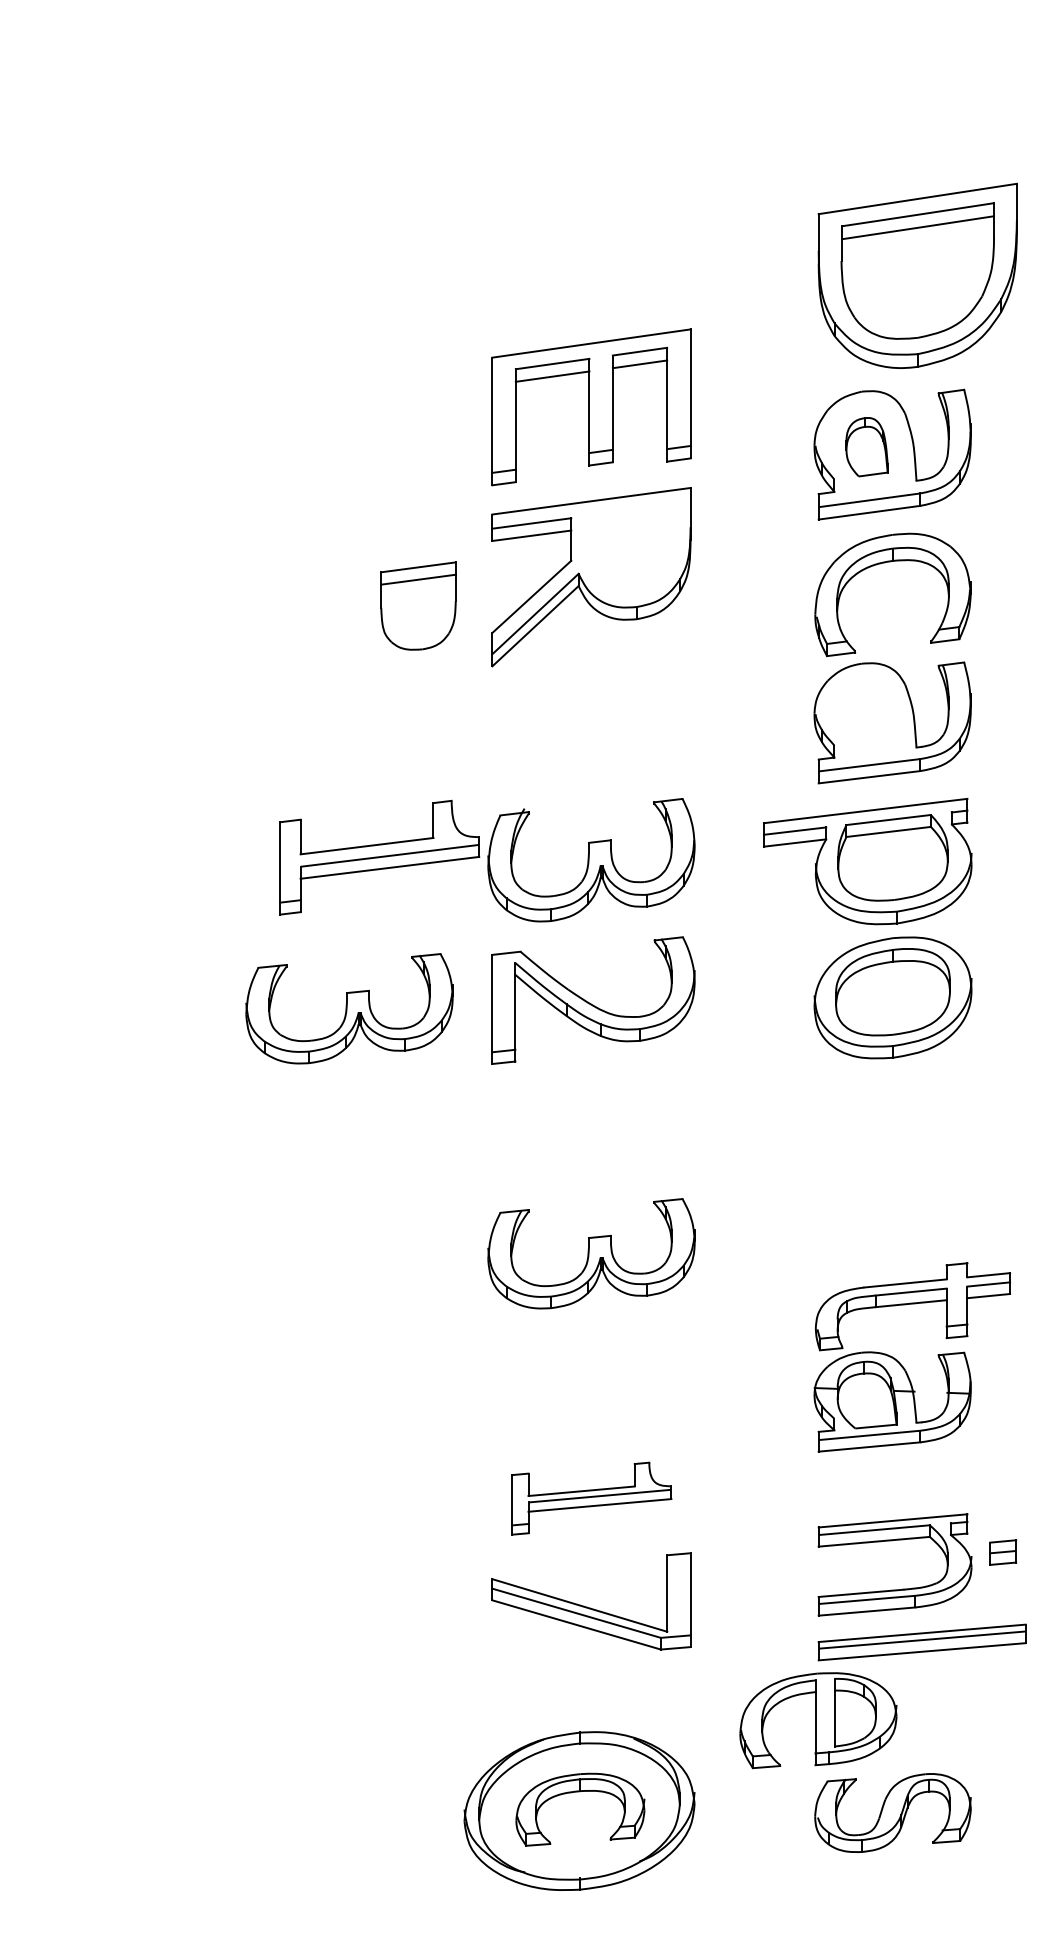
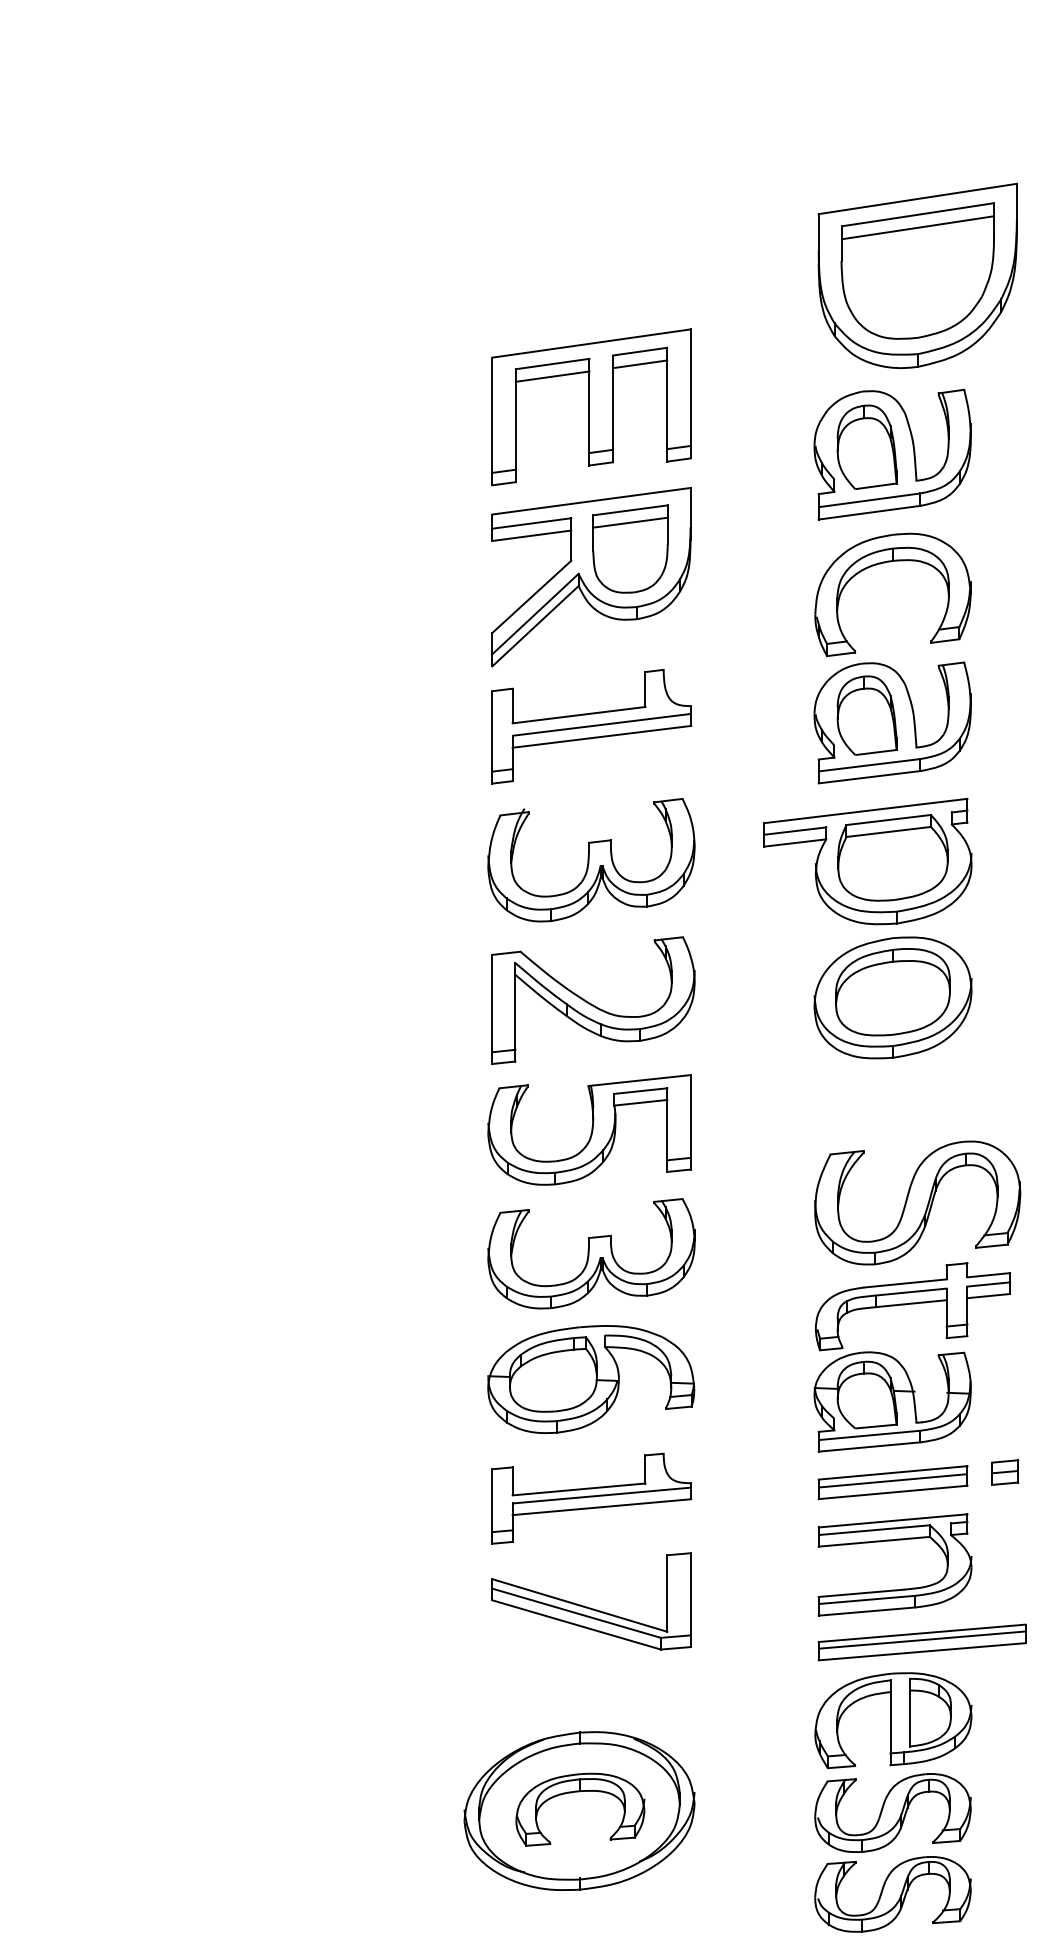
part size: 44x61 px -> 62x86 px (866, 446)
part position: (418, 605) -> (630, 548) (630, 548)
part: none -> present (866, 715)
part position: (379, 857) -> (591, 726) (591, 726)
part: present -> none (349, 1008)
part: none -> present (589, 1129)
part: none -> present (917, 1202)
part: none -> present (591, 1379)
part: none -> present (892, 1482)
part size: 162x75 px -> 202x93 px (591, 1498)
part position: (1003, 1552) -> (1005, 1472) (1005, 1472)
part position: (818, 1720) -> (893, 1720) (893, 1720)
part: none -> present (892, 1894)
